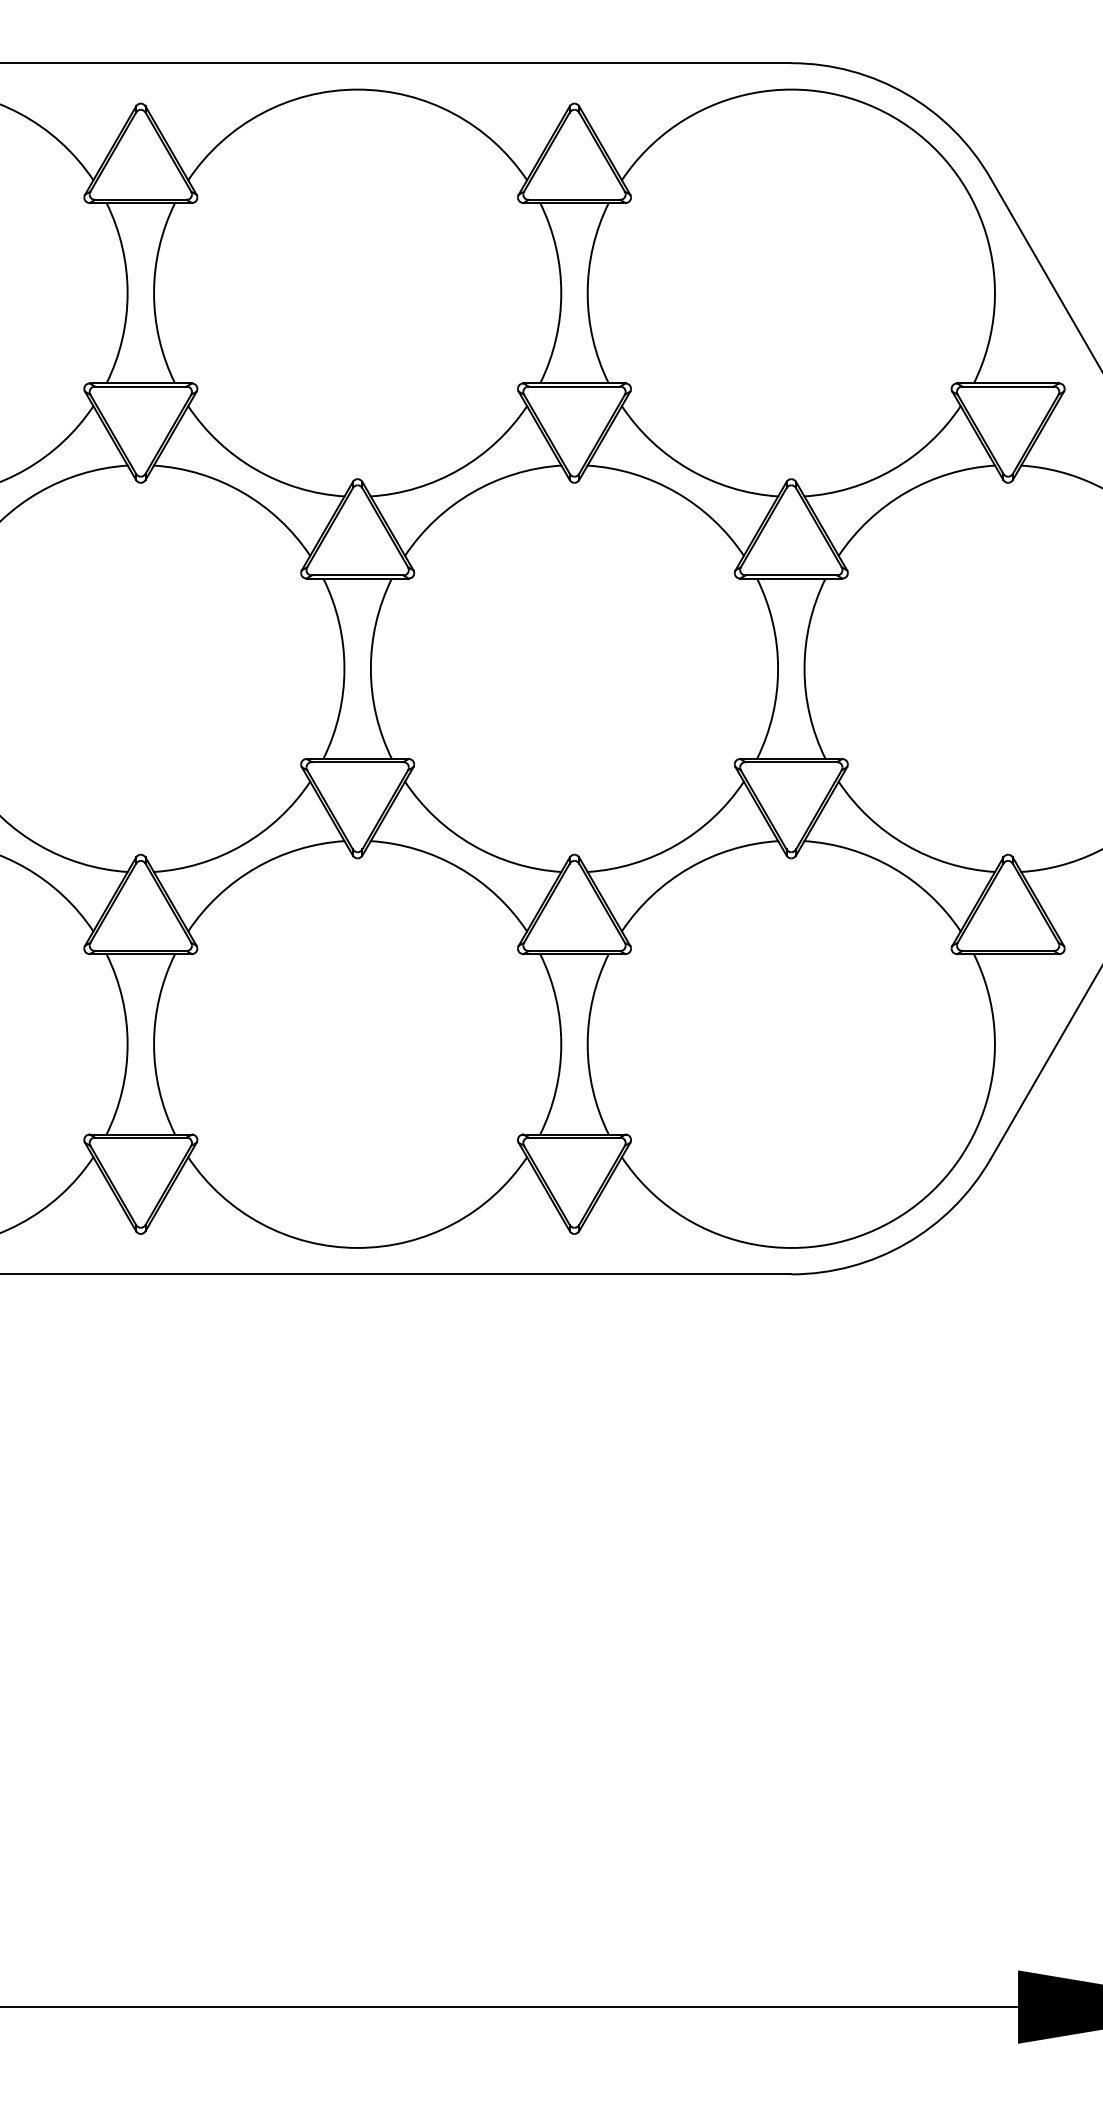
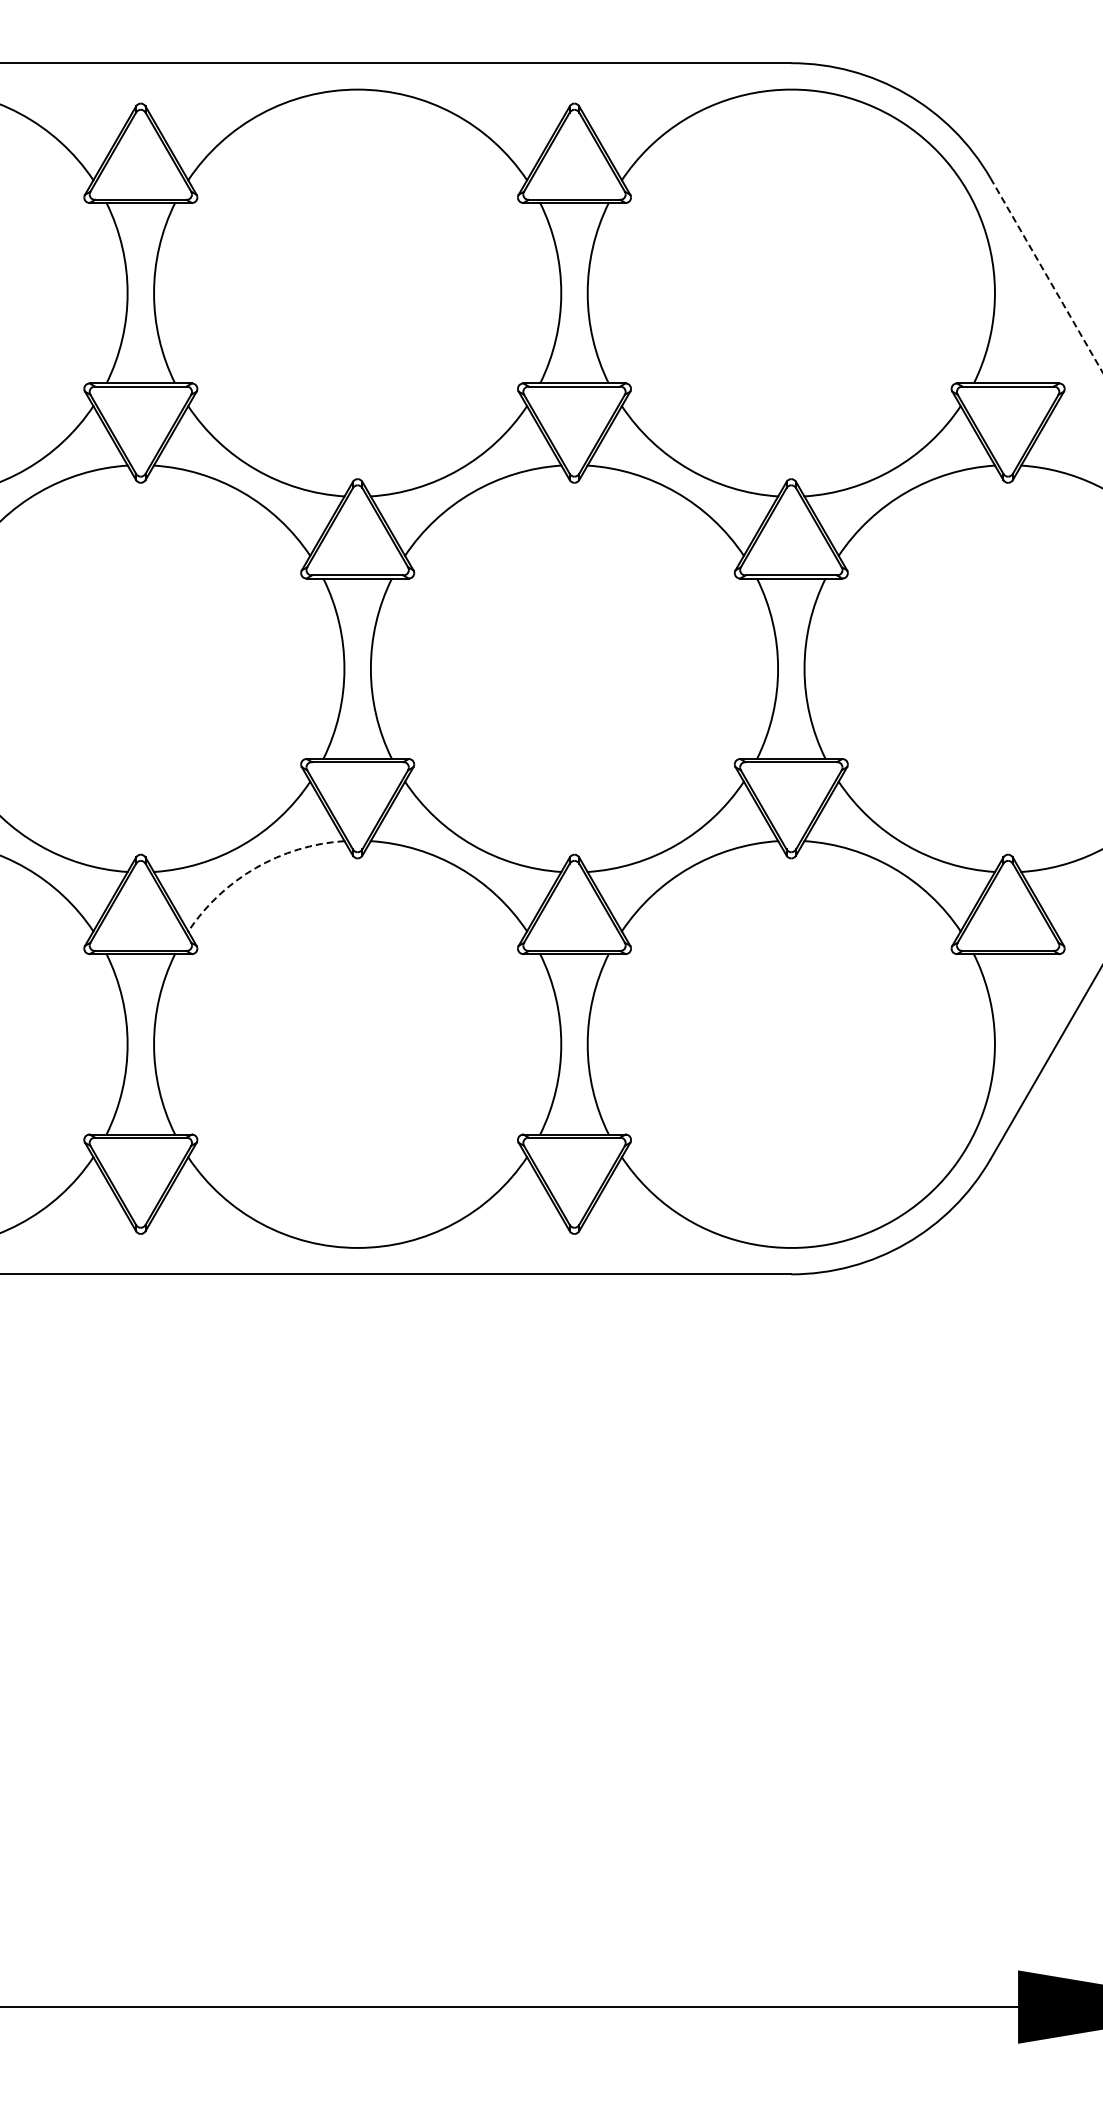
line: solid -> dashed (1046, 276)
arc: solid -> dashed (255, 868)
